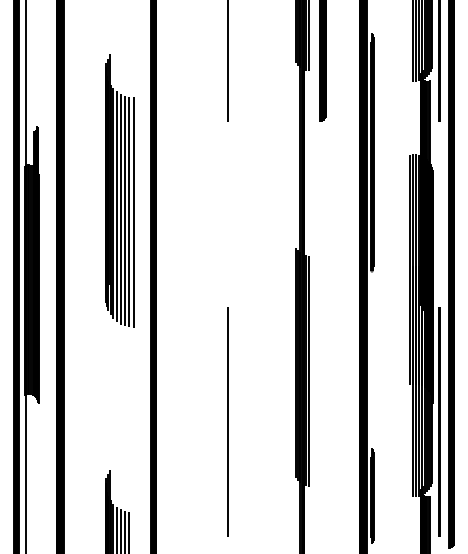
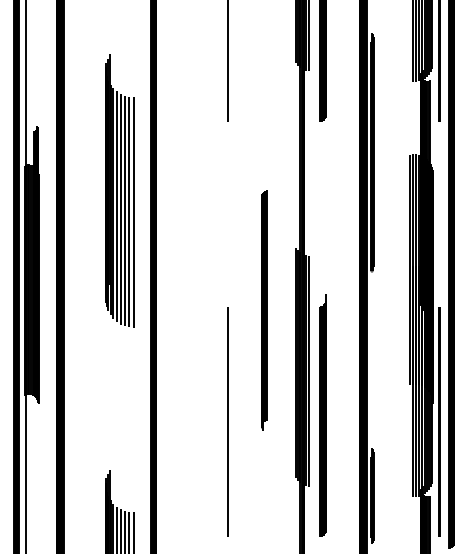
part: none -> present (264, 310)
part: none -> present (322, 415)
line: none -> present (133, 531)
